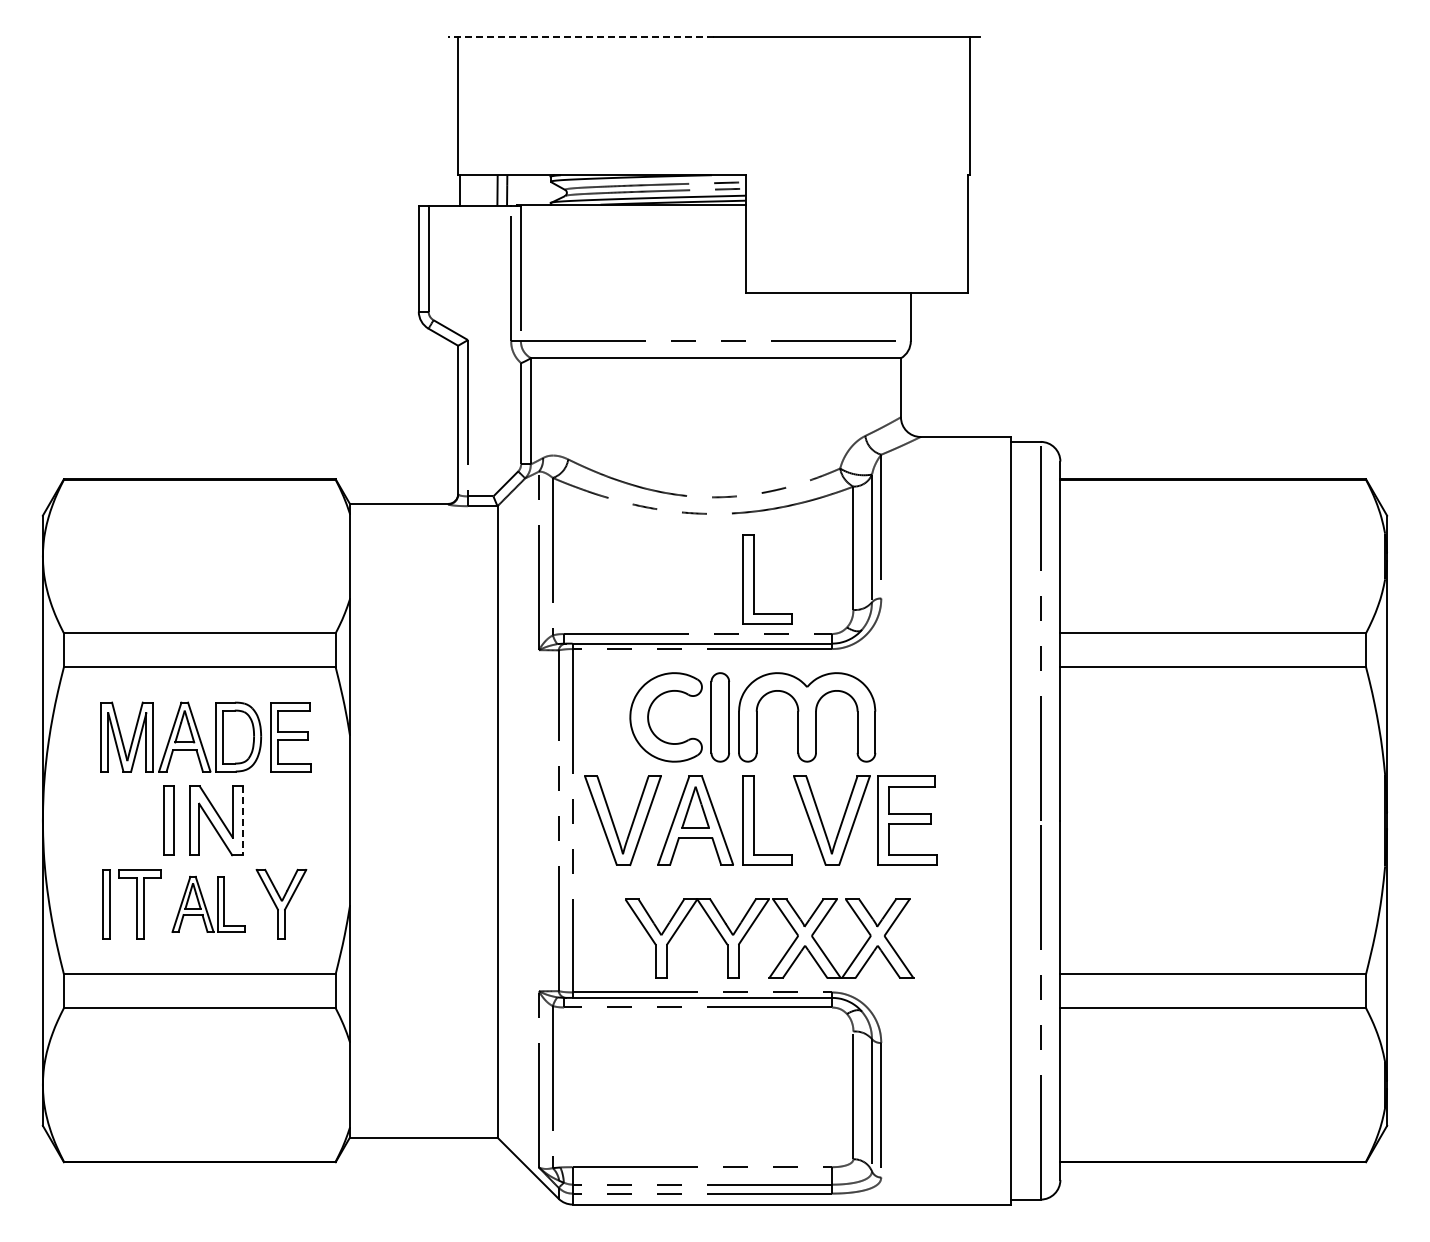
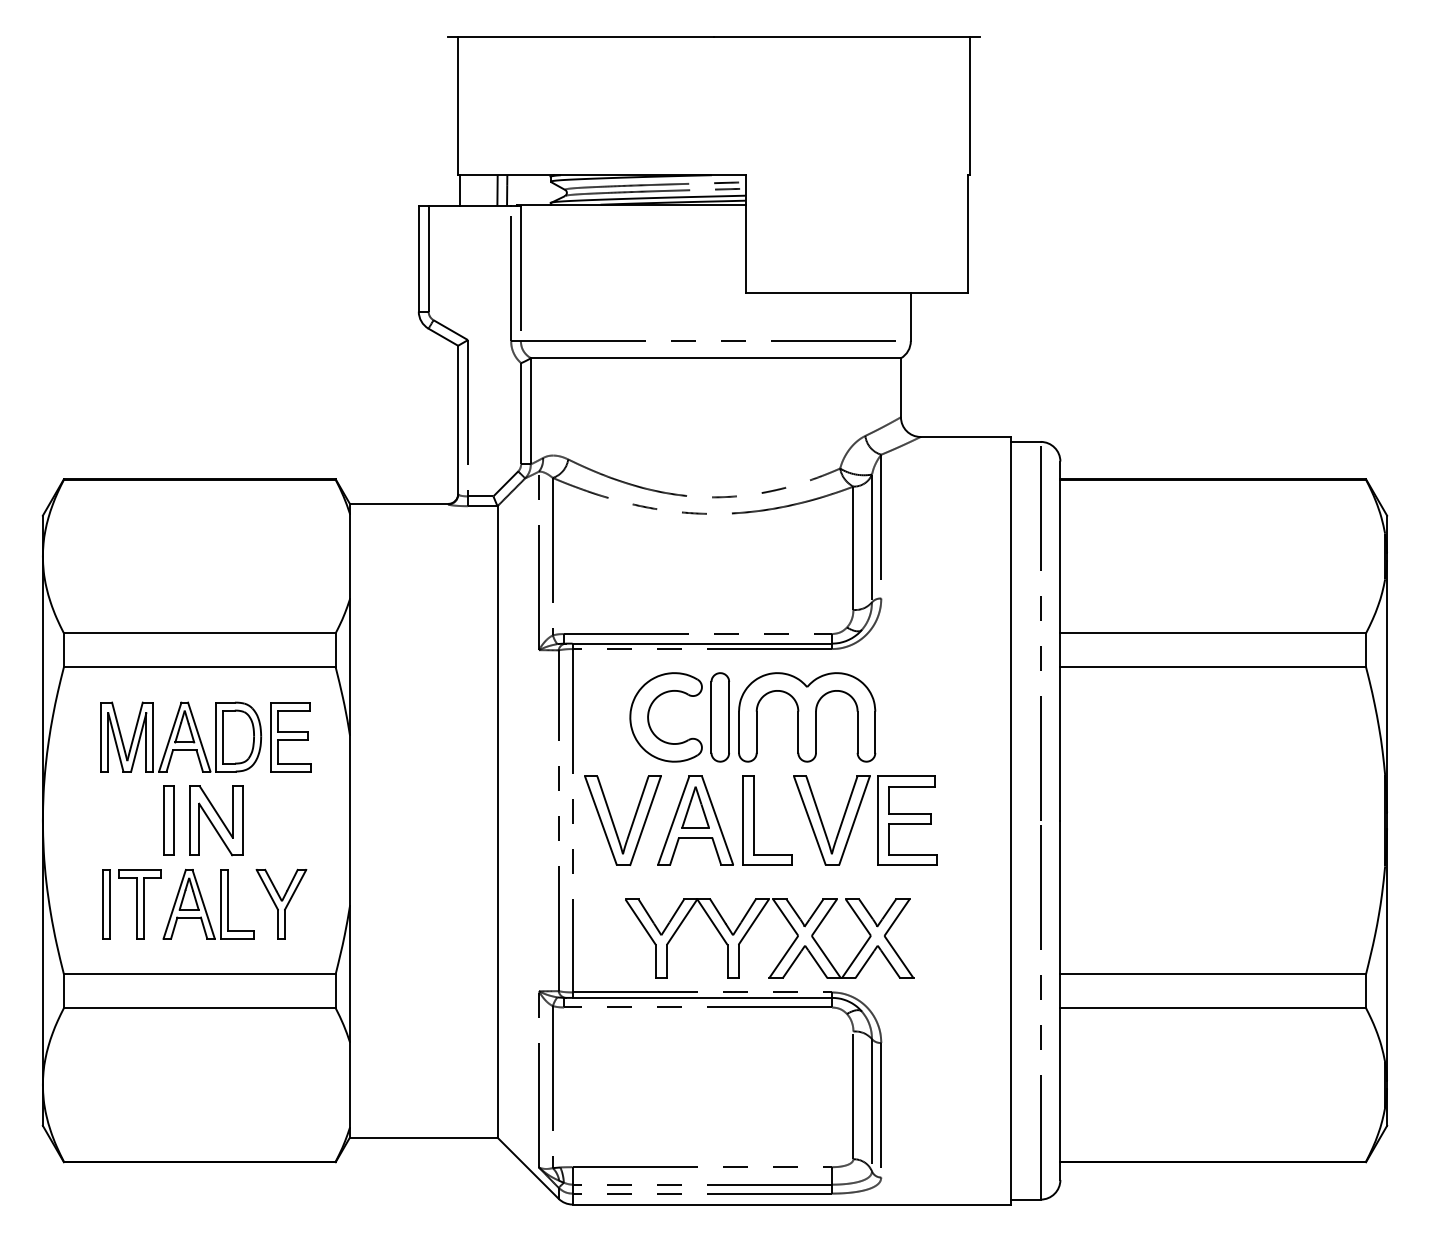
line: dashed -> solid (581, 37)
part: present -> none (754, 579)
line: dashed -> solid (242, 821)
part size: 75x57 px -> 93x71 px (208, 904)
